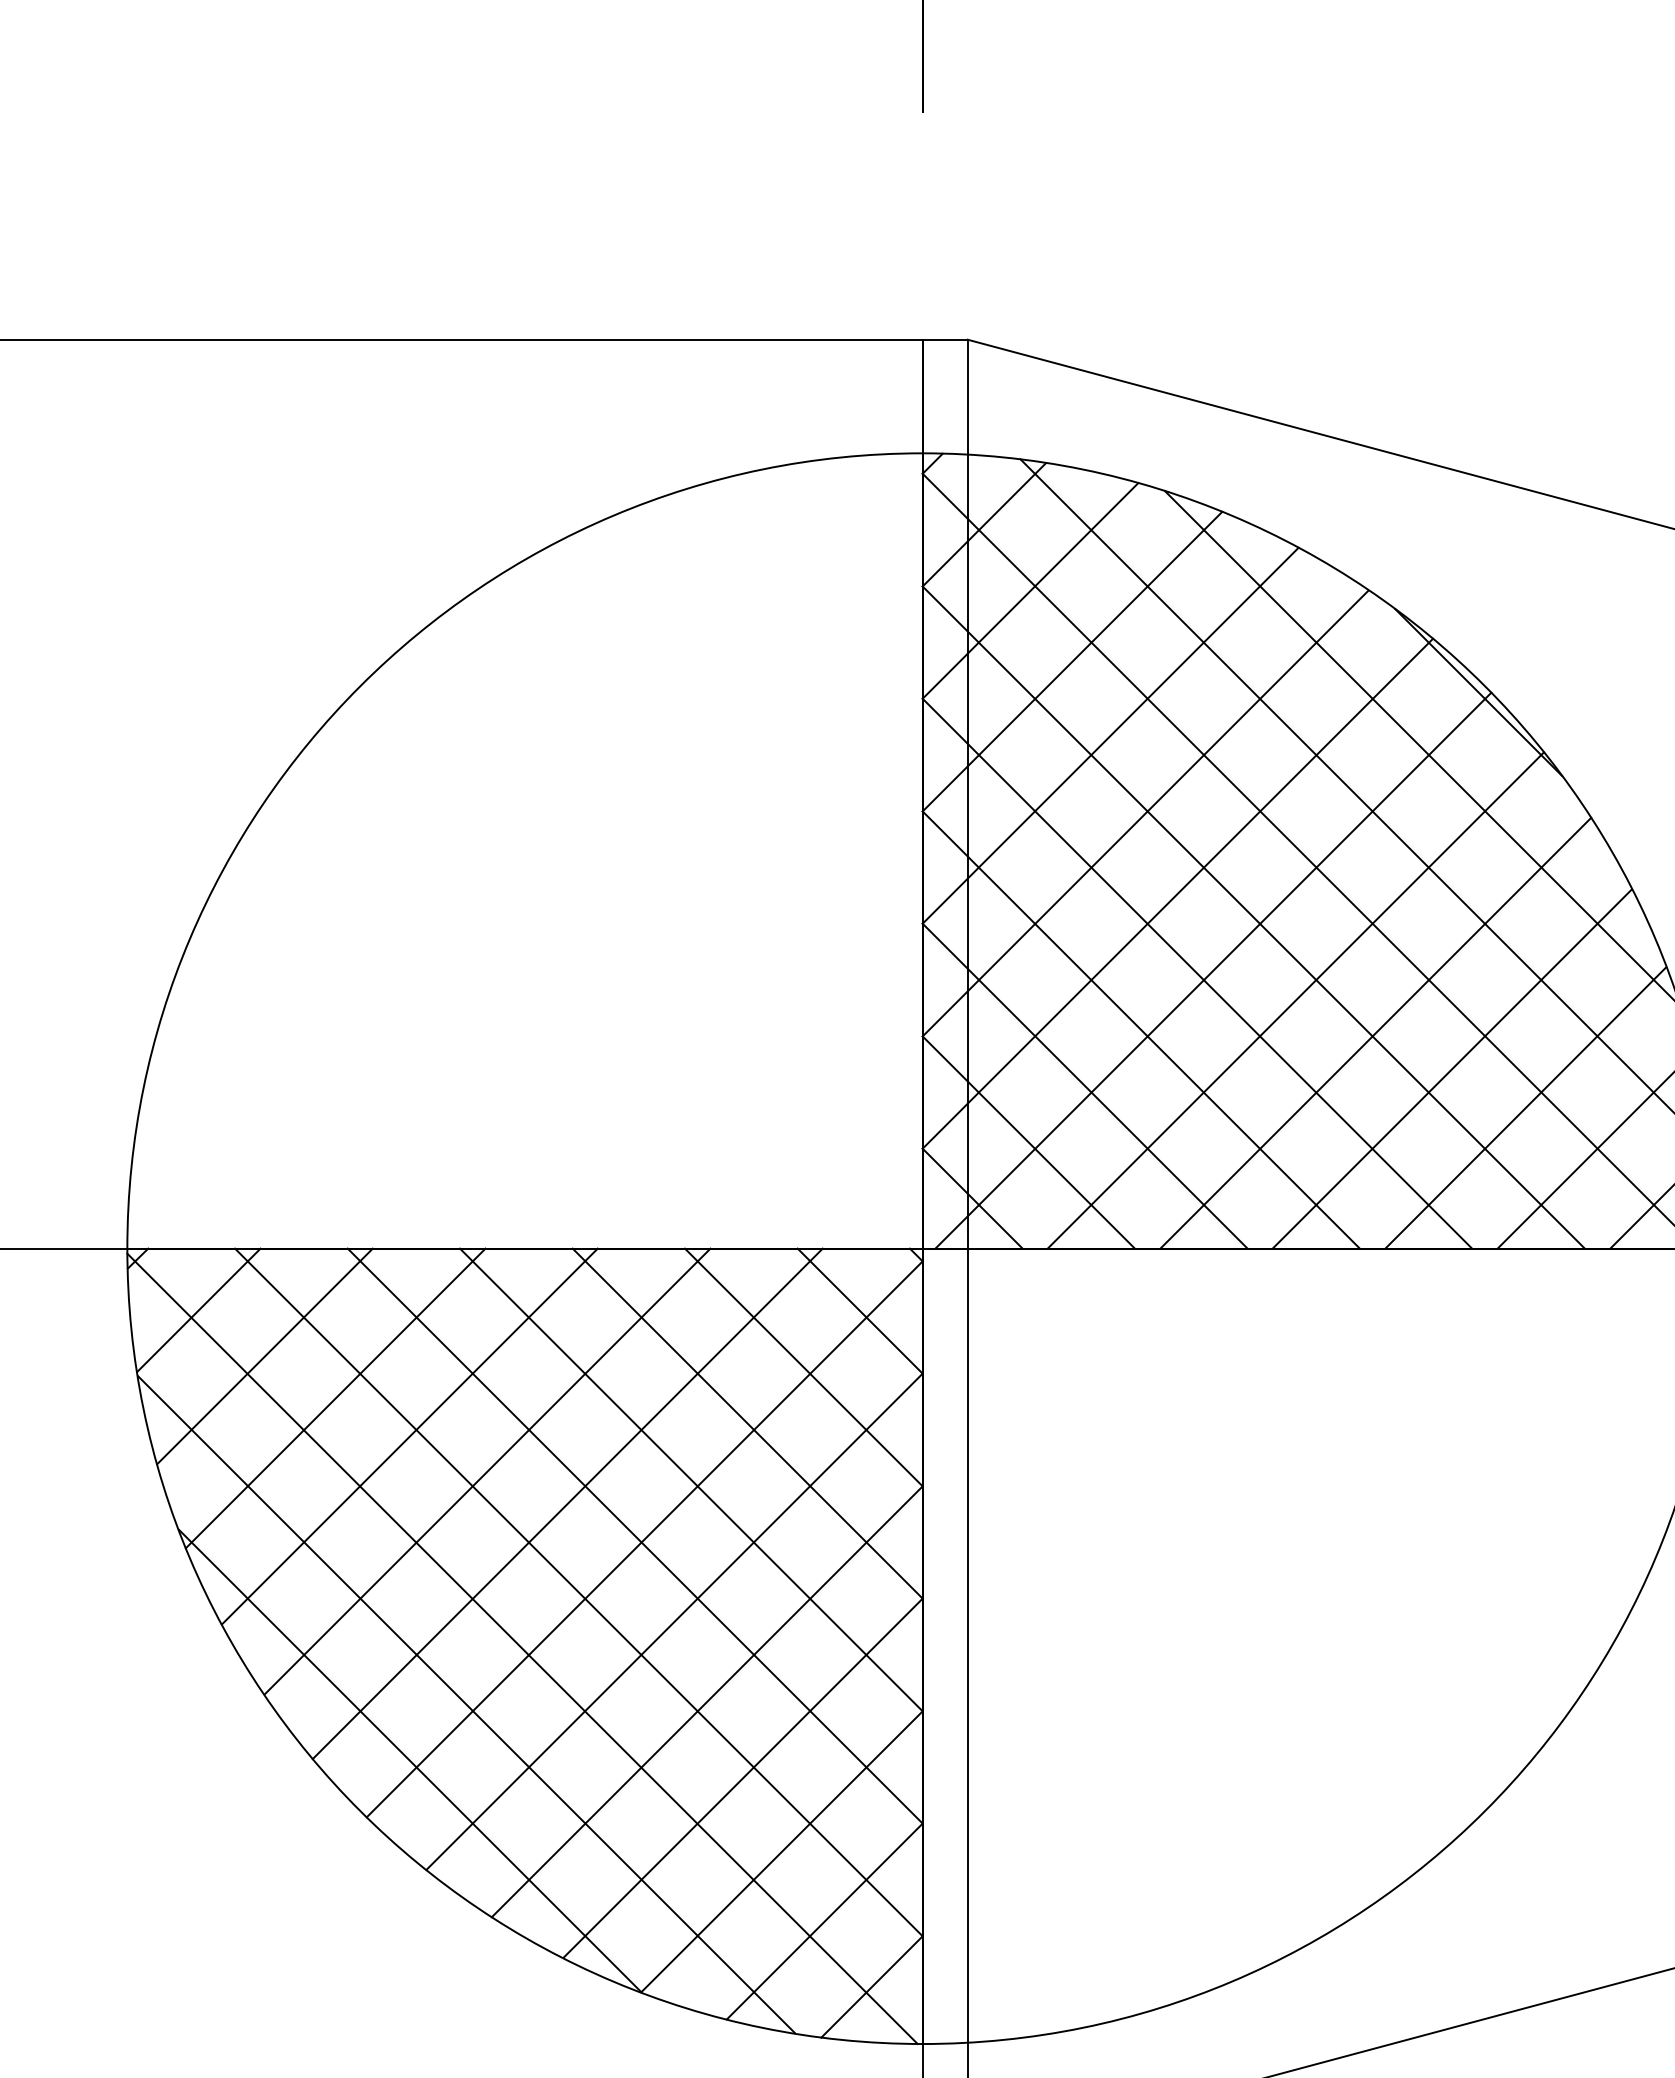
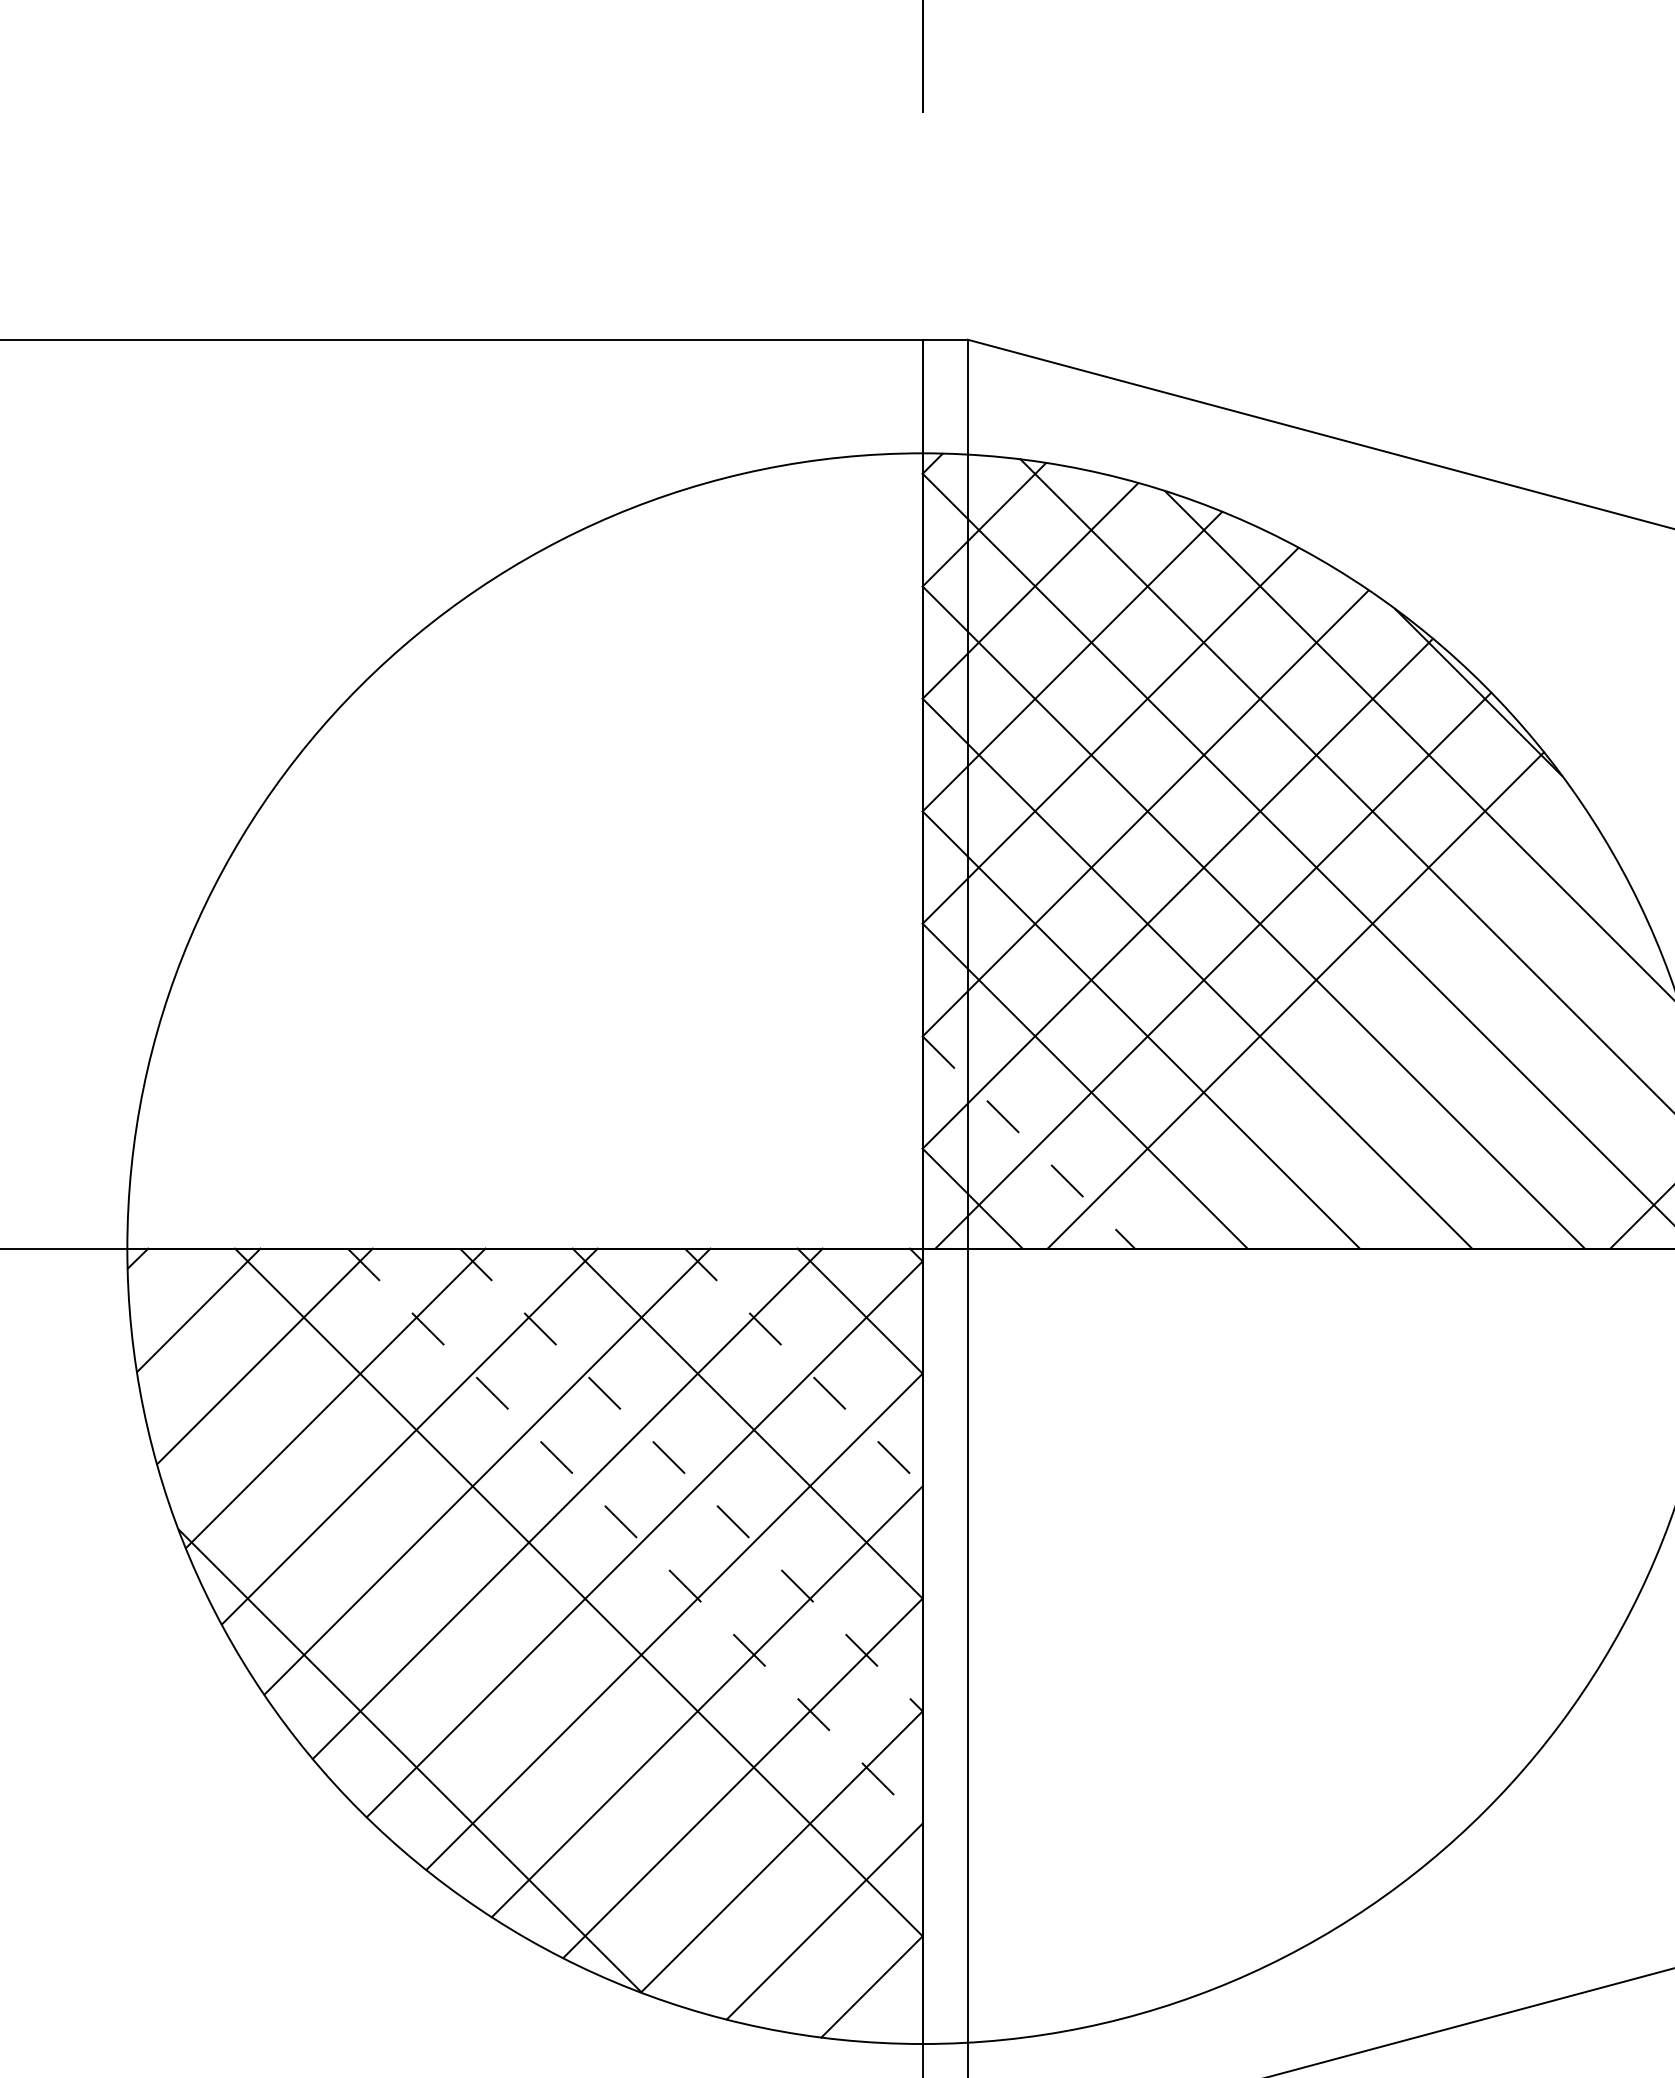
line: present -> none (1375, 1032)
line: present -> none (1451, 1068)
line: present -> none (1525, 1107)
line: solid -> dashed (1029, 1142)
line: present -> none (1584, 1161)
line: solid -> dashed (804, 1367)
line: solid -> dashed (691, 1480)
line: solid -> dashed (635, 1536)
line: present -> none (522, 1648)
line: present -> none (466, 1704)
